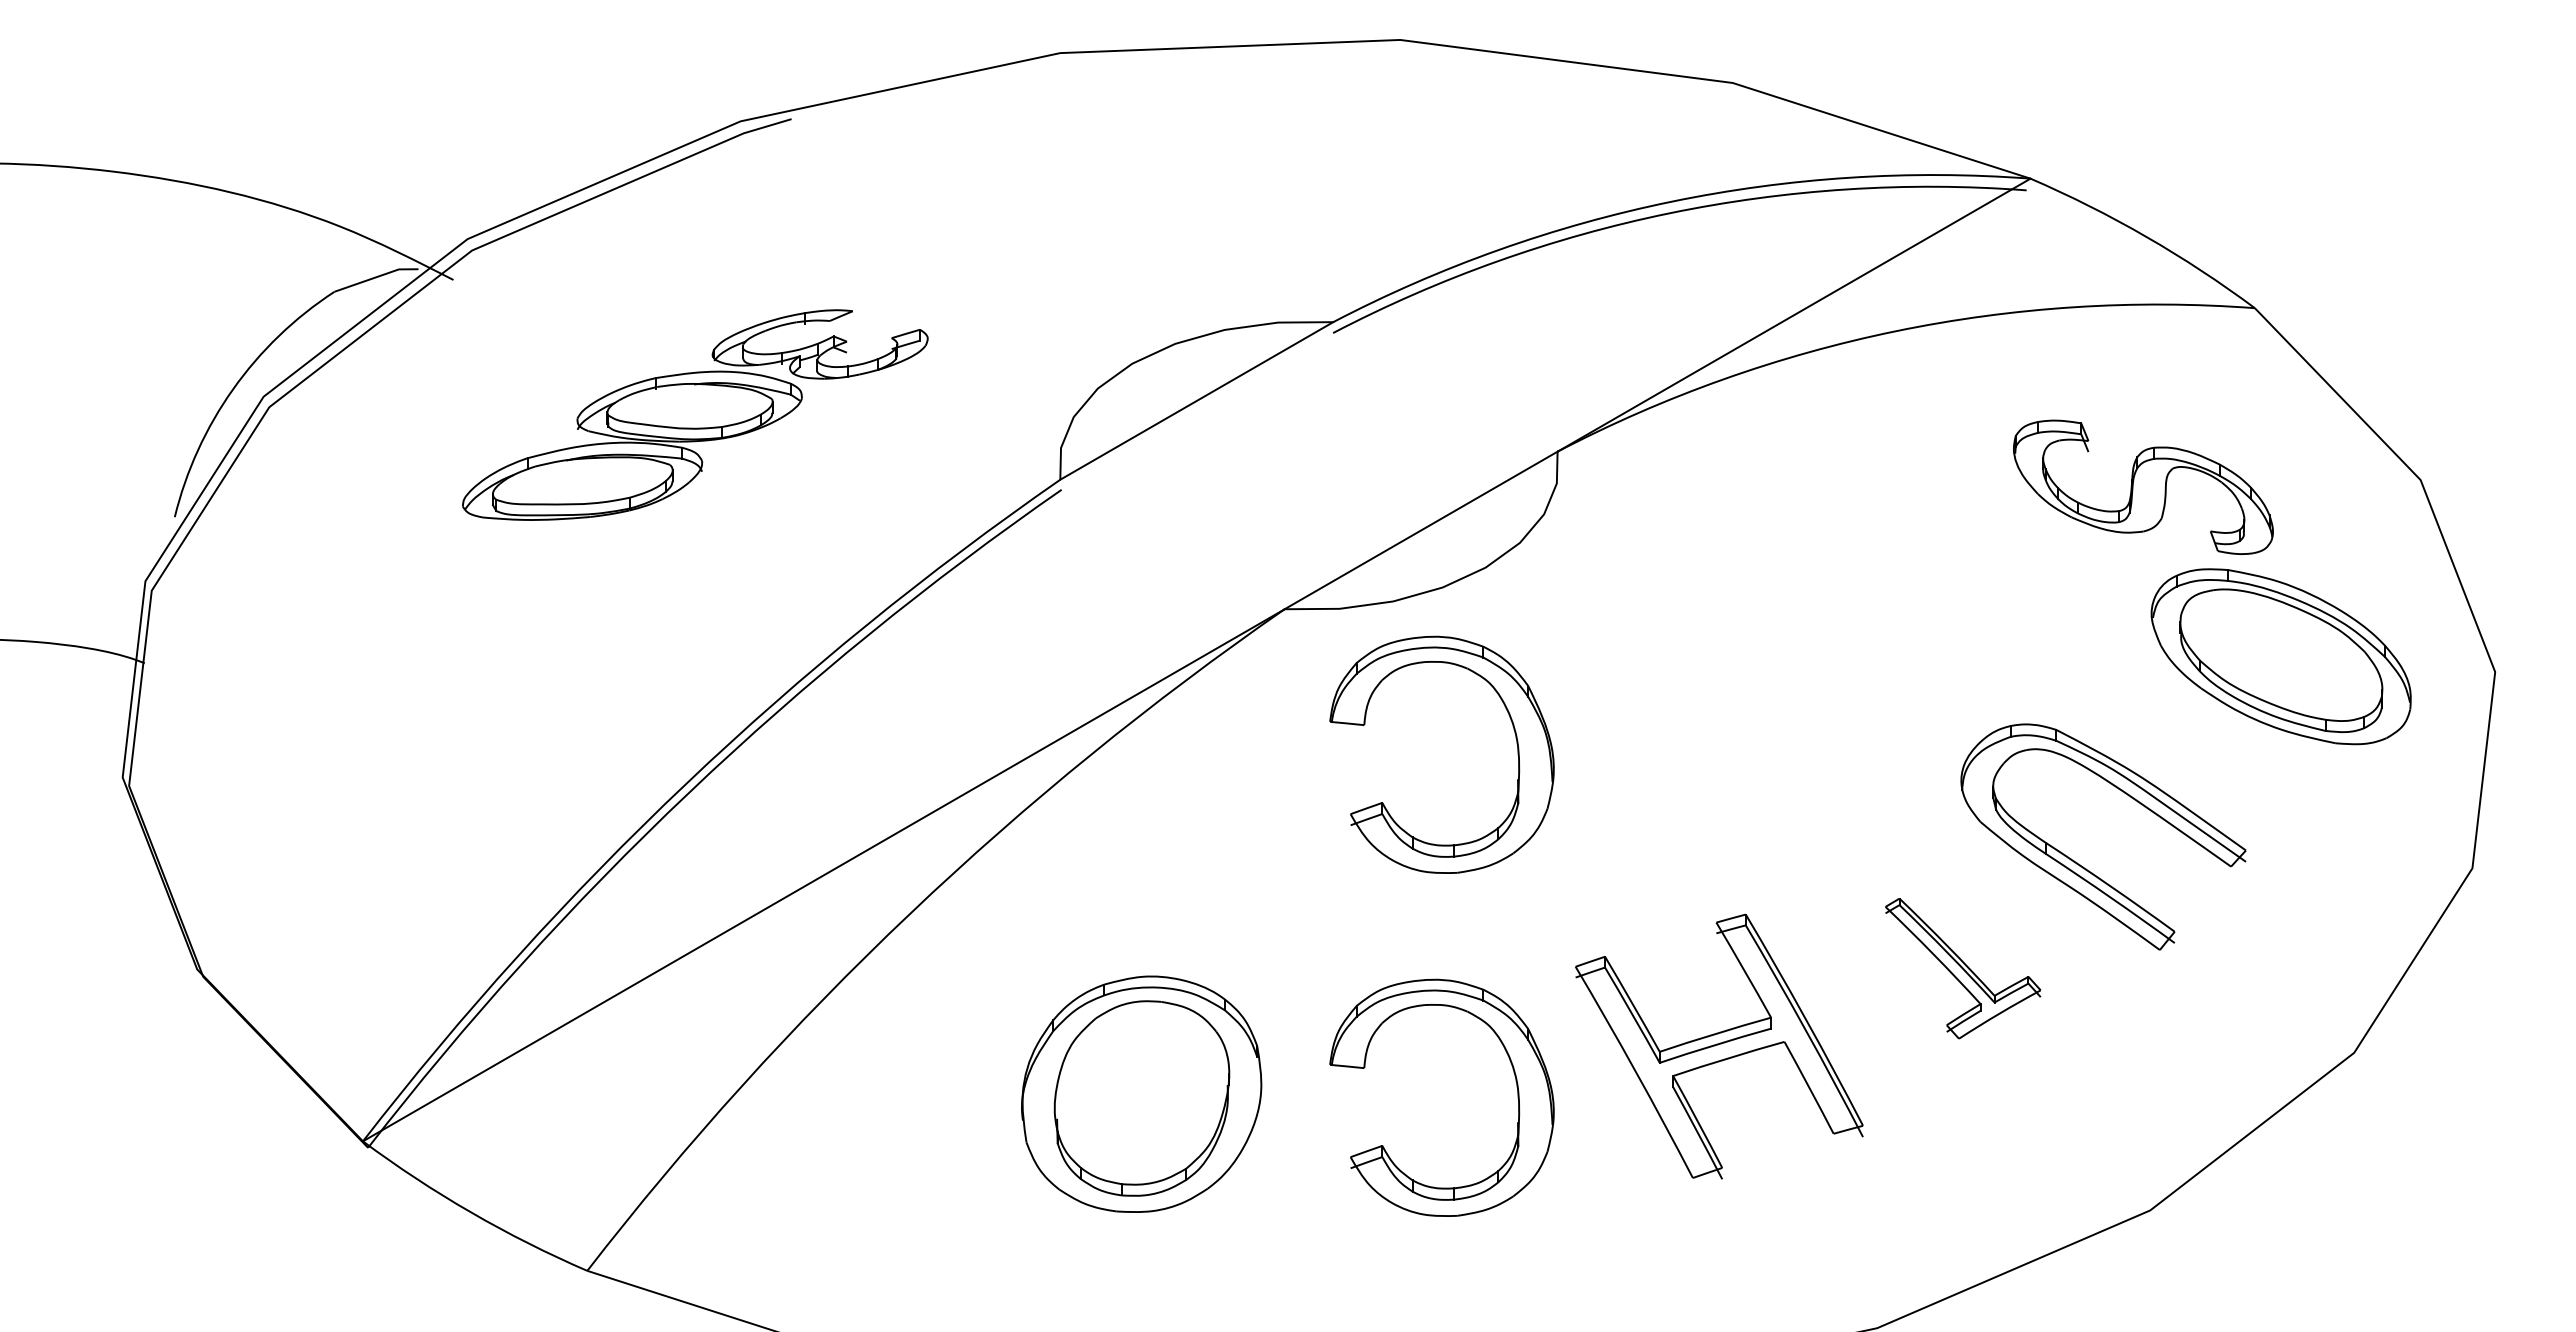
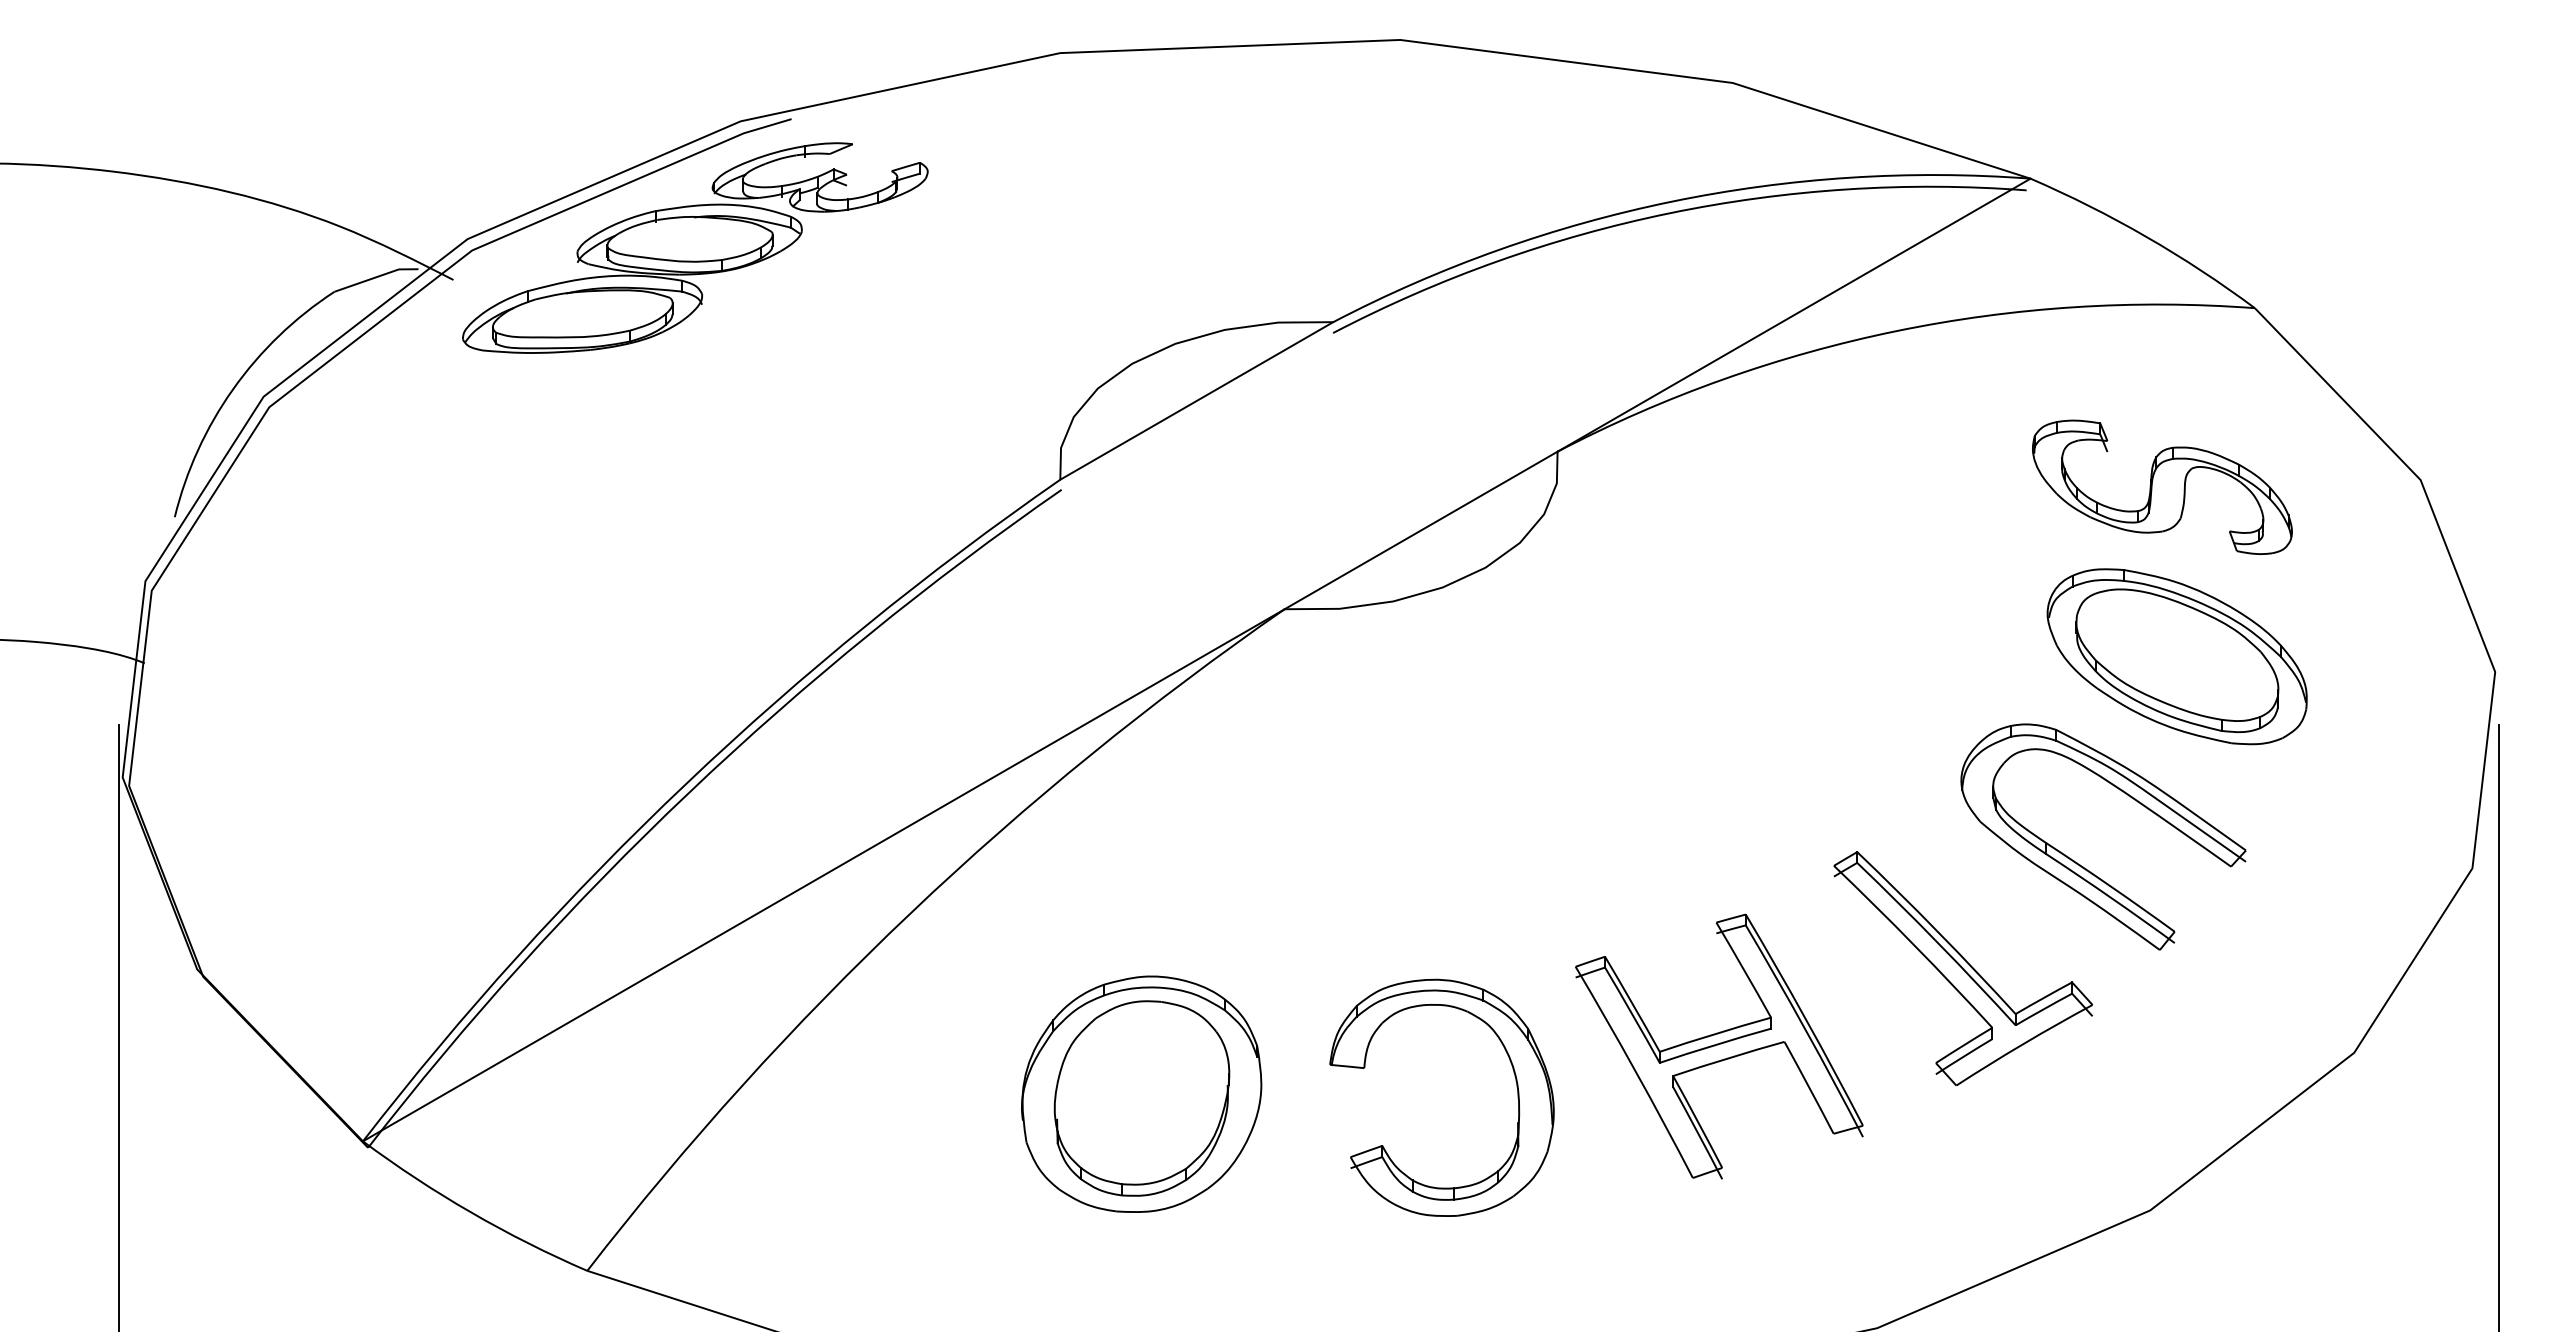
part position: (695, 414) -> (695, 247) (695, 247)
part position: (2143, 486) -> (2162, 486) (2162, 486)
part position: (2280, 656) -> (2176, 656) (2176, 656)
part: present -> none (1383, 802)
part size: 157x142 px -> 260x235 px (1962, 968)
line: none -> present (119, 1026)
line: none -> present (2498, 1026)
